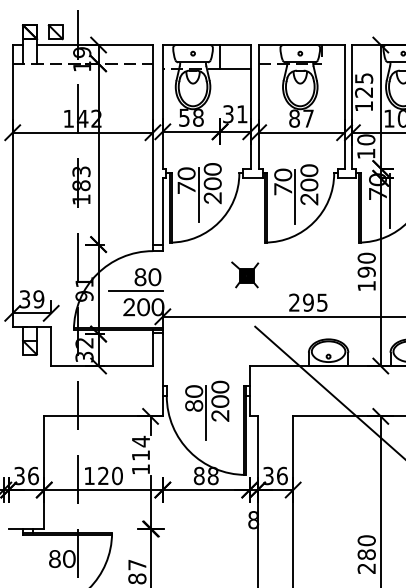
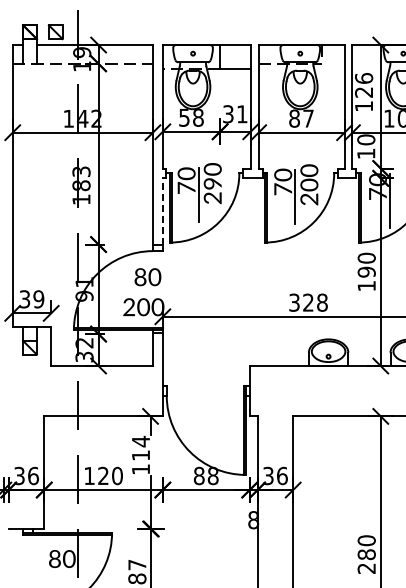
text: 125 -> 126 (364, 78)
text: 200 -> 290 (213, 183)
line: solid -> dashed (162, 210)
part: present -> none (245, 274)
line: present -> none (135, 290)
text: 295 -> 328 (308, 302)
line: present -> none (328, 391)
part: present -> none (207, 410)
